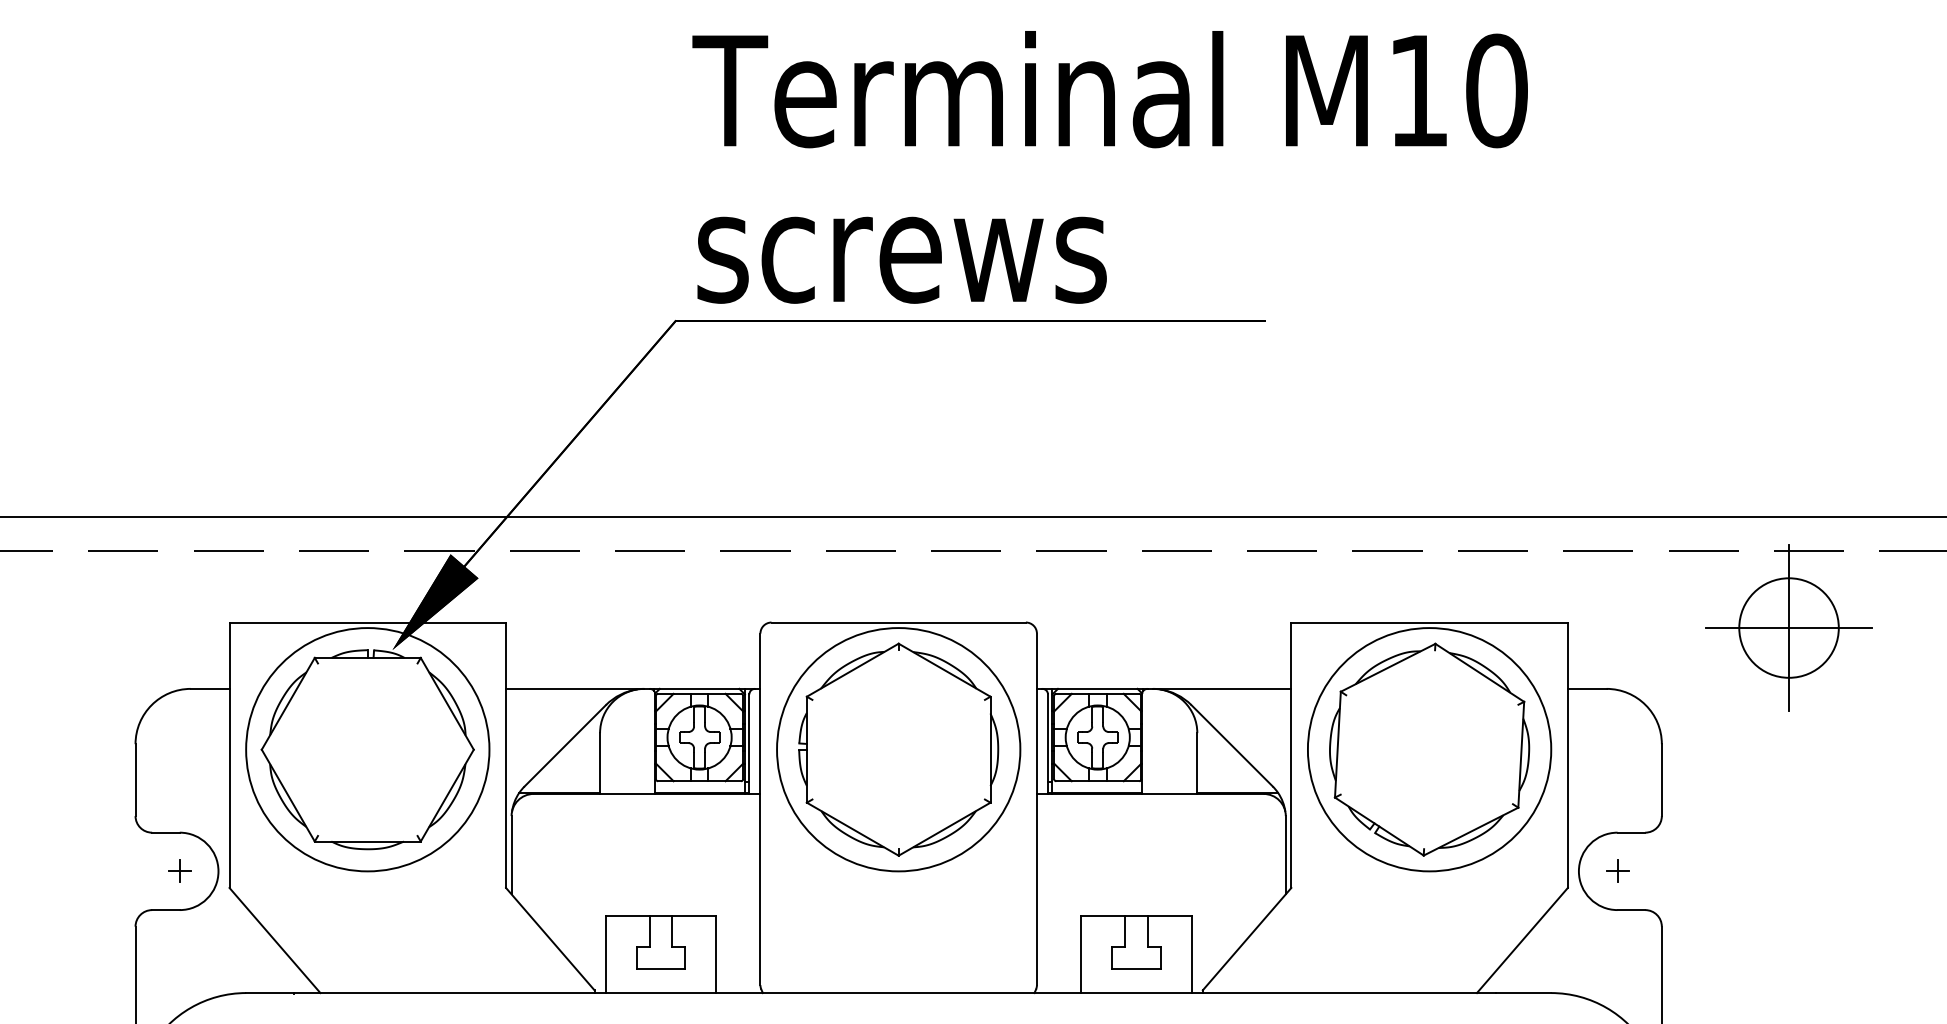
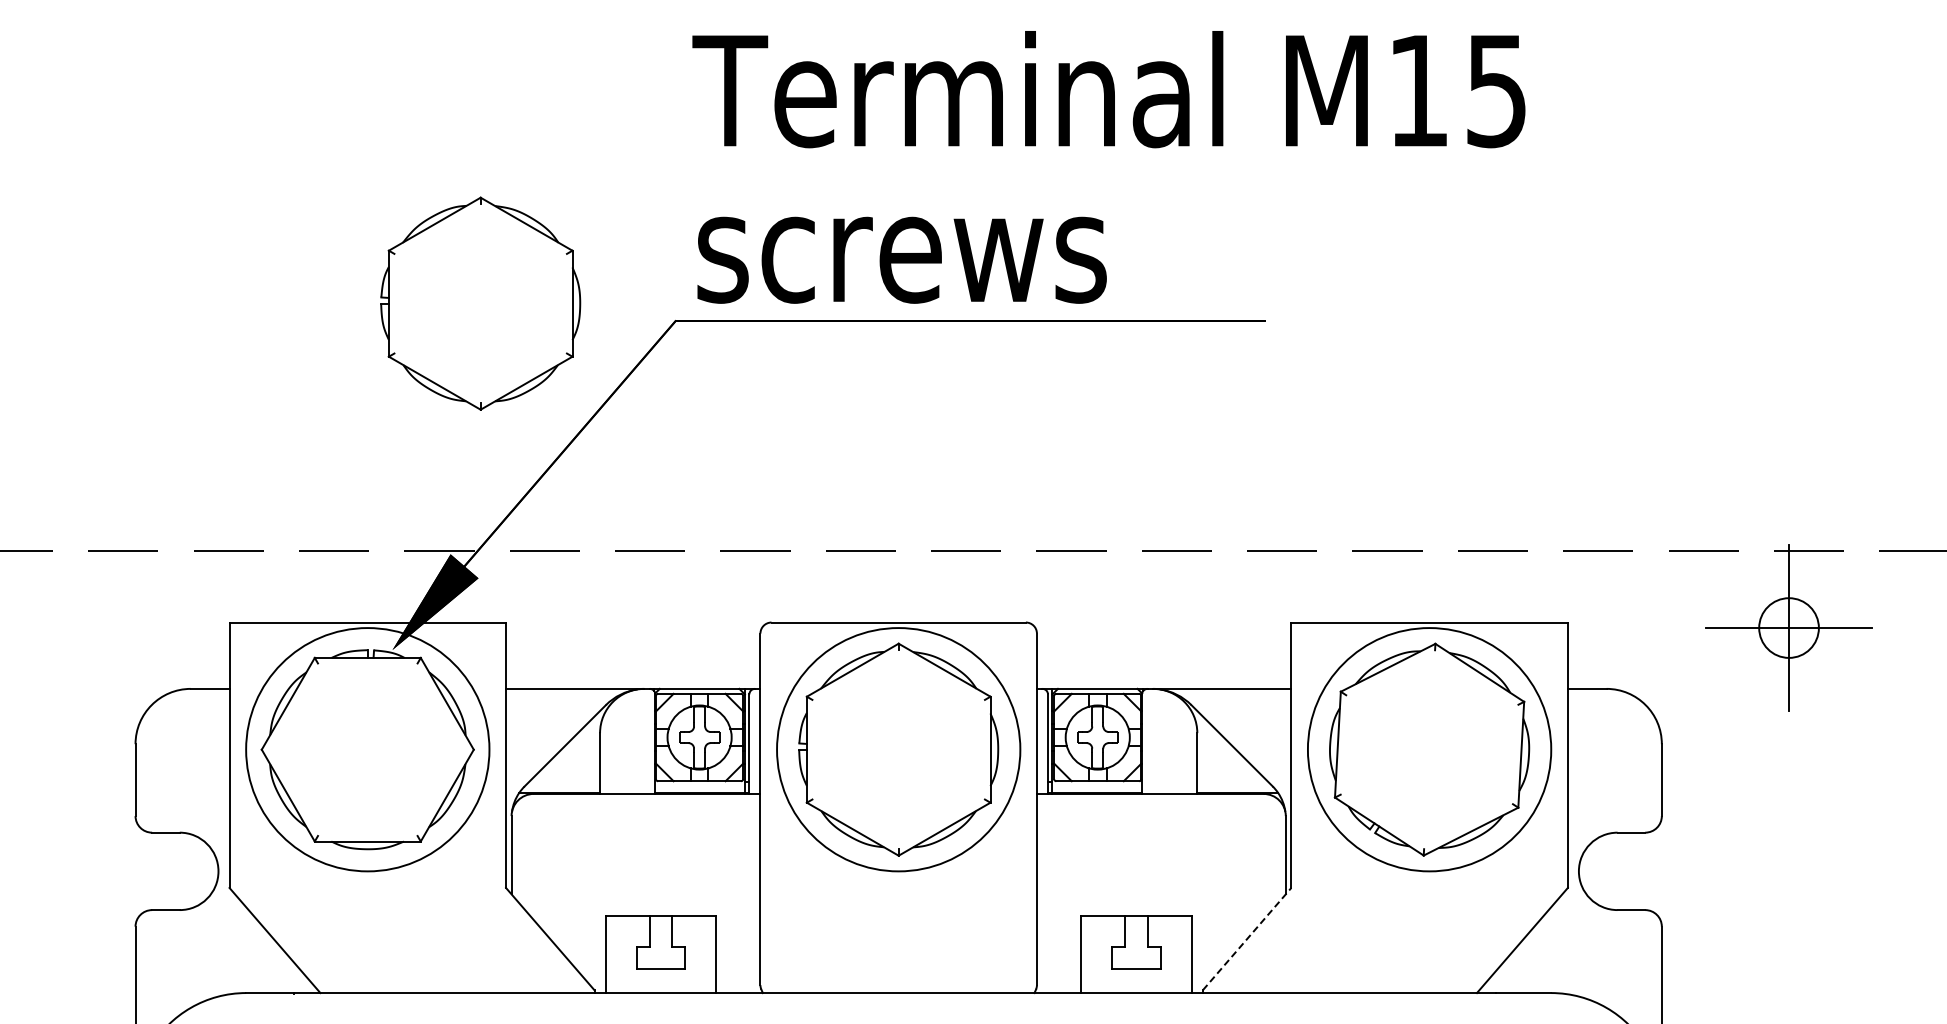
text: M10 -> M15 (1496, 90)
part: none -> present (480, 303)
line: present -> none (972, 517)
circle diameter: 100 px -> 60 px (1788, 627)
part: present -> none (179, 870)
part: present -> none (1617, 870)
line: solid -> dashed (1247, 939)
